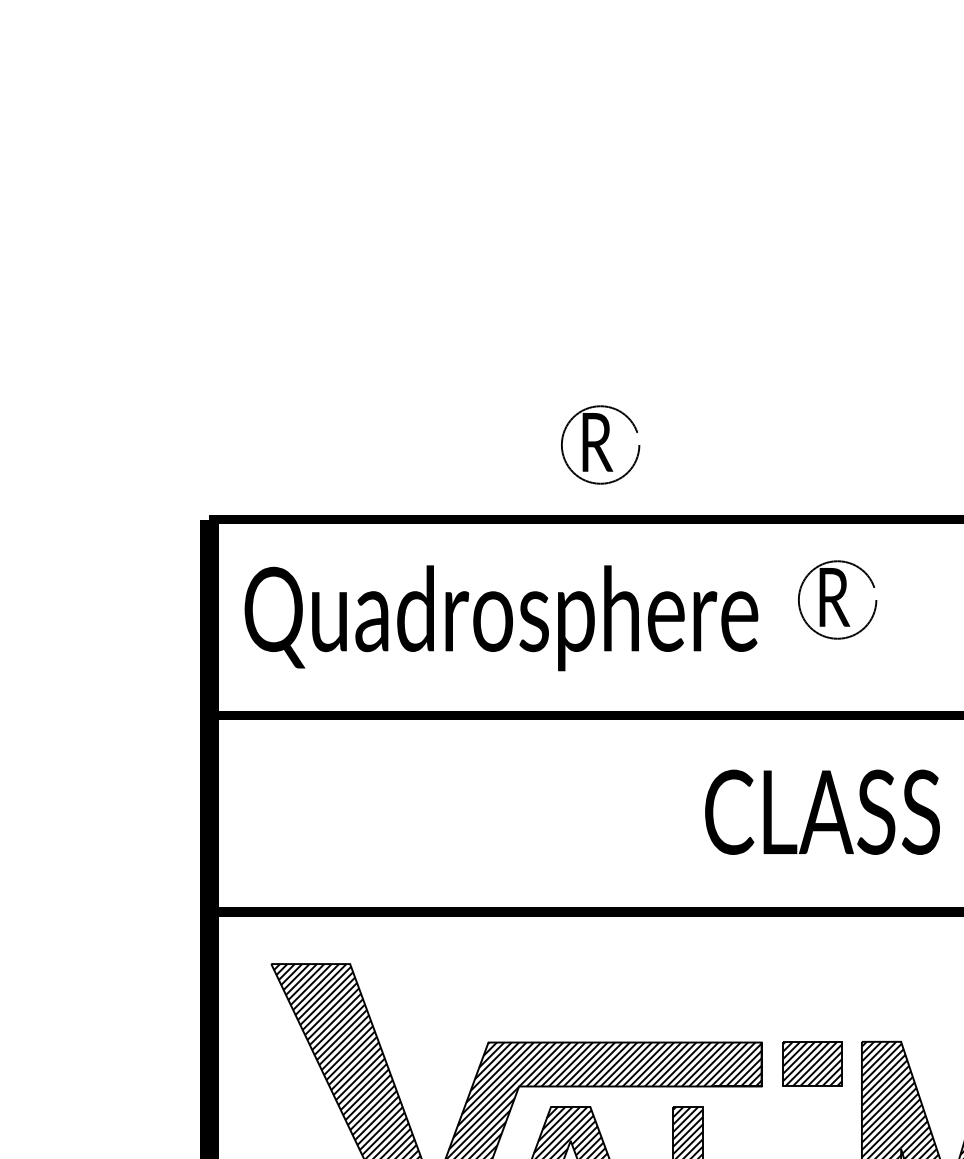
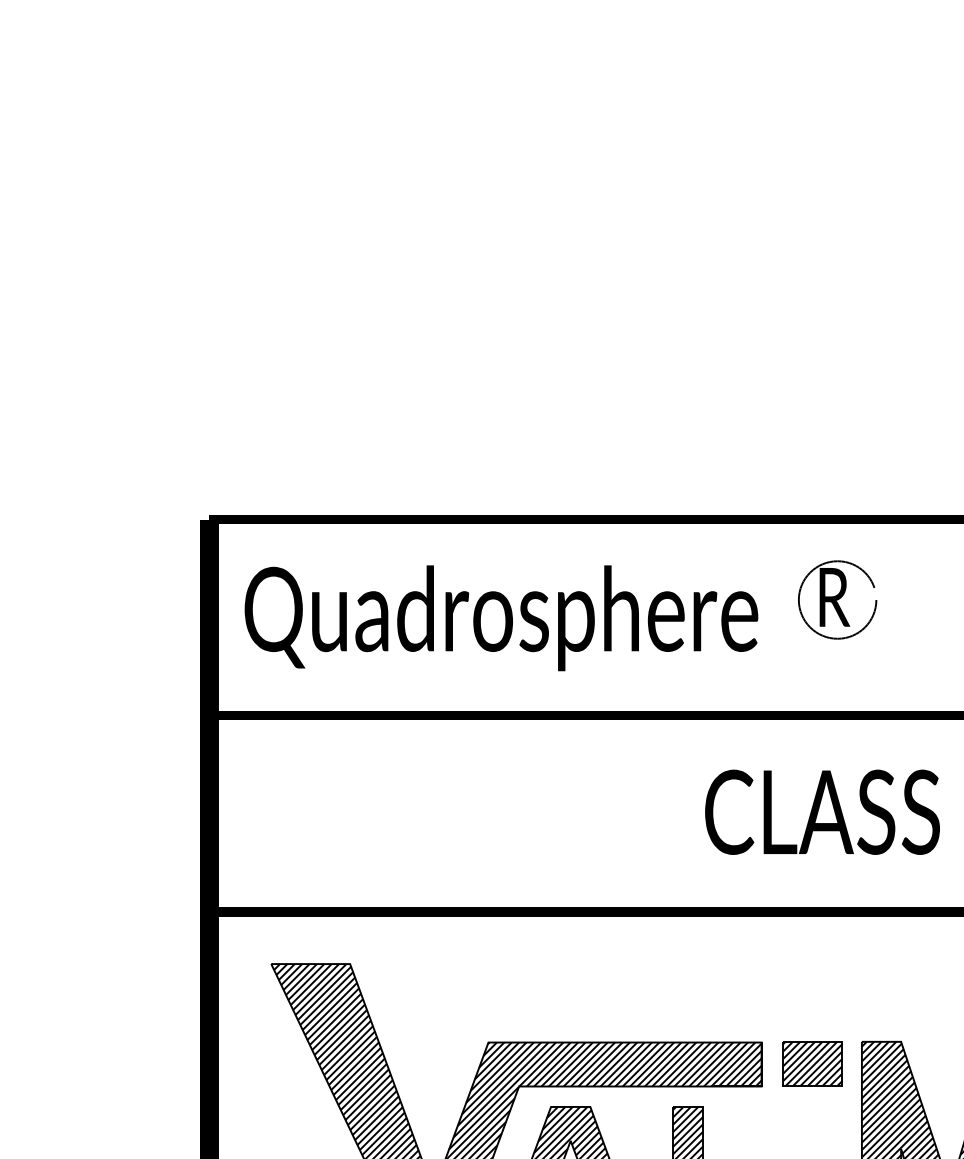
part: present -> none (600, 444)
